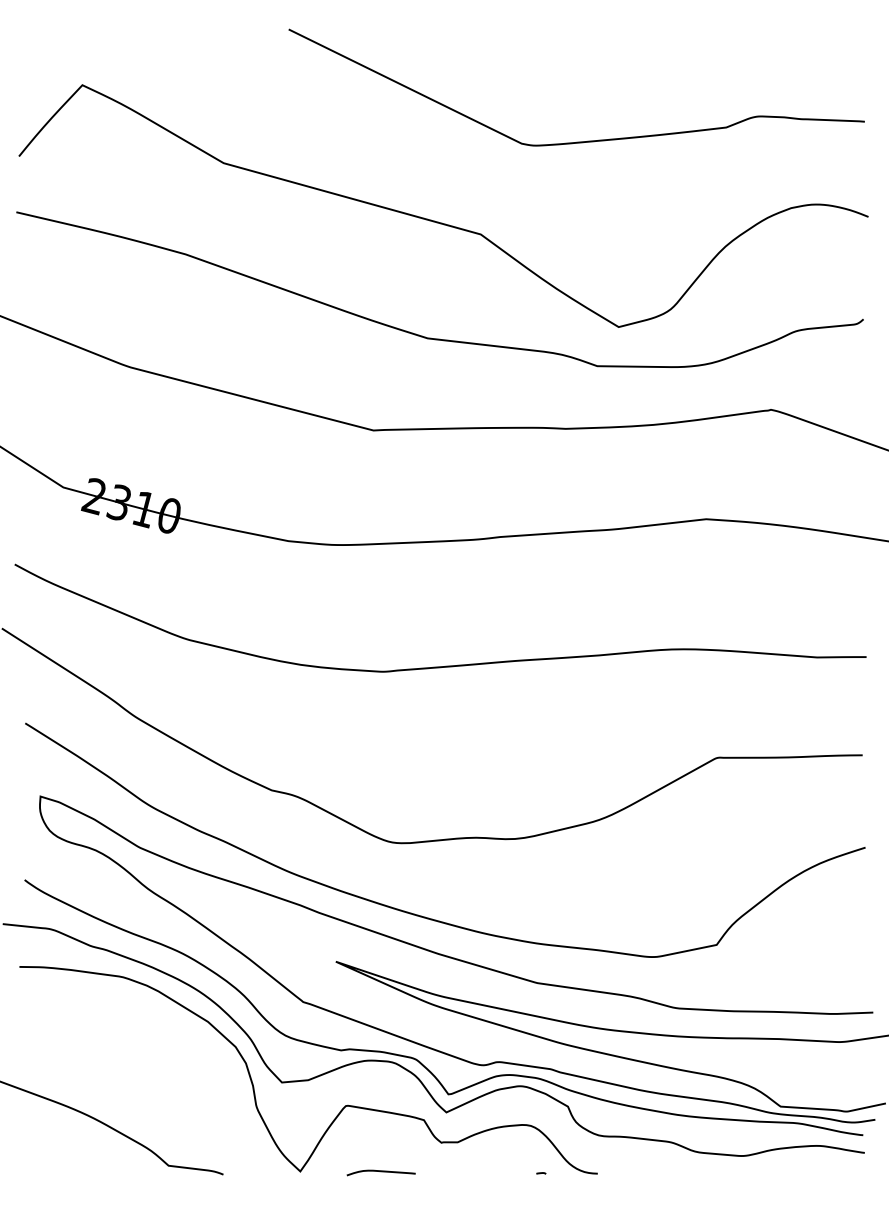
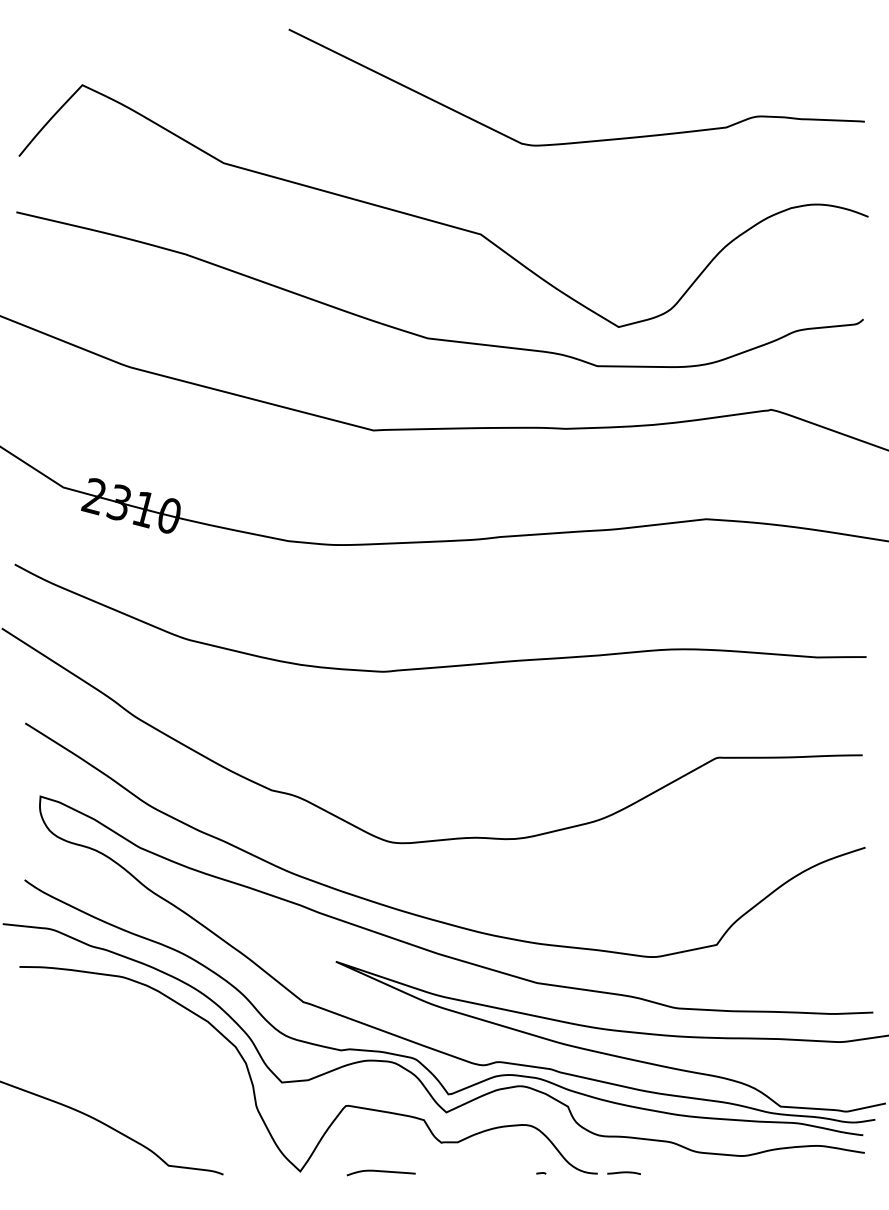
line: none -> present (623, 1172)
